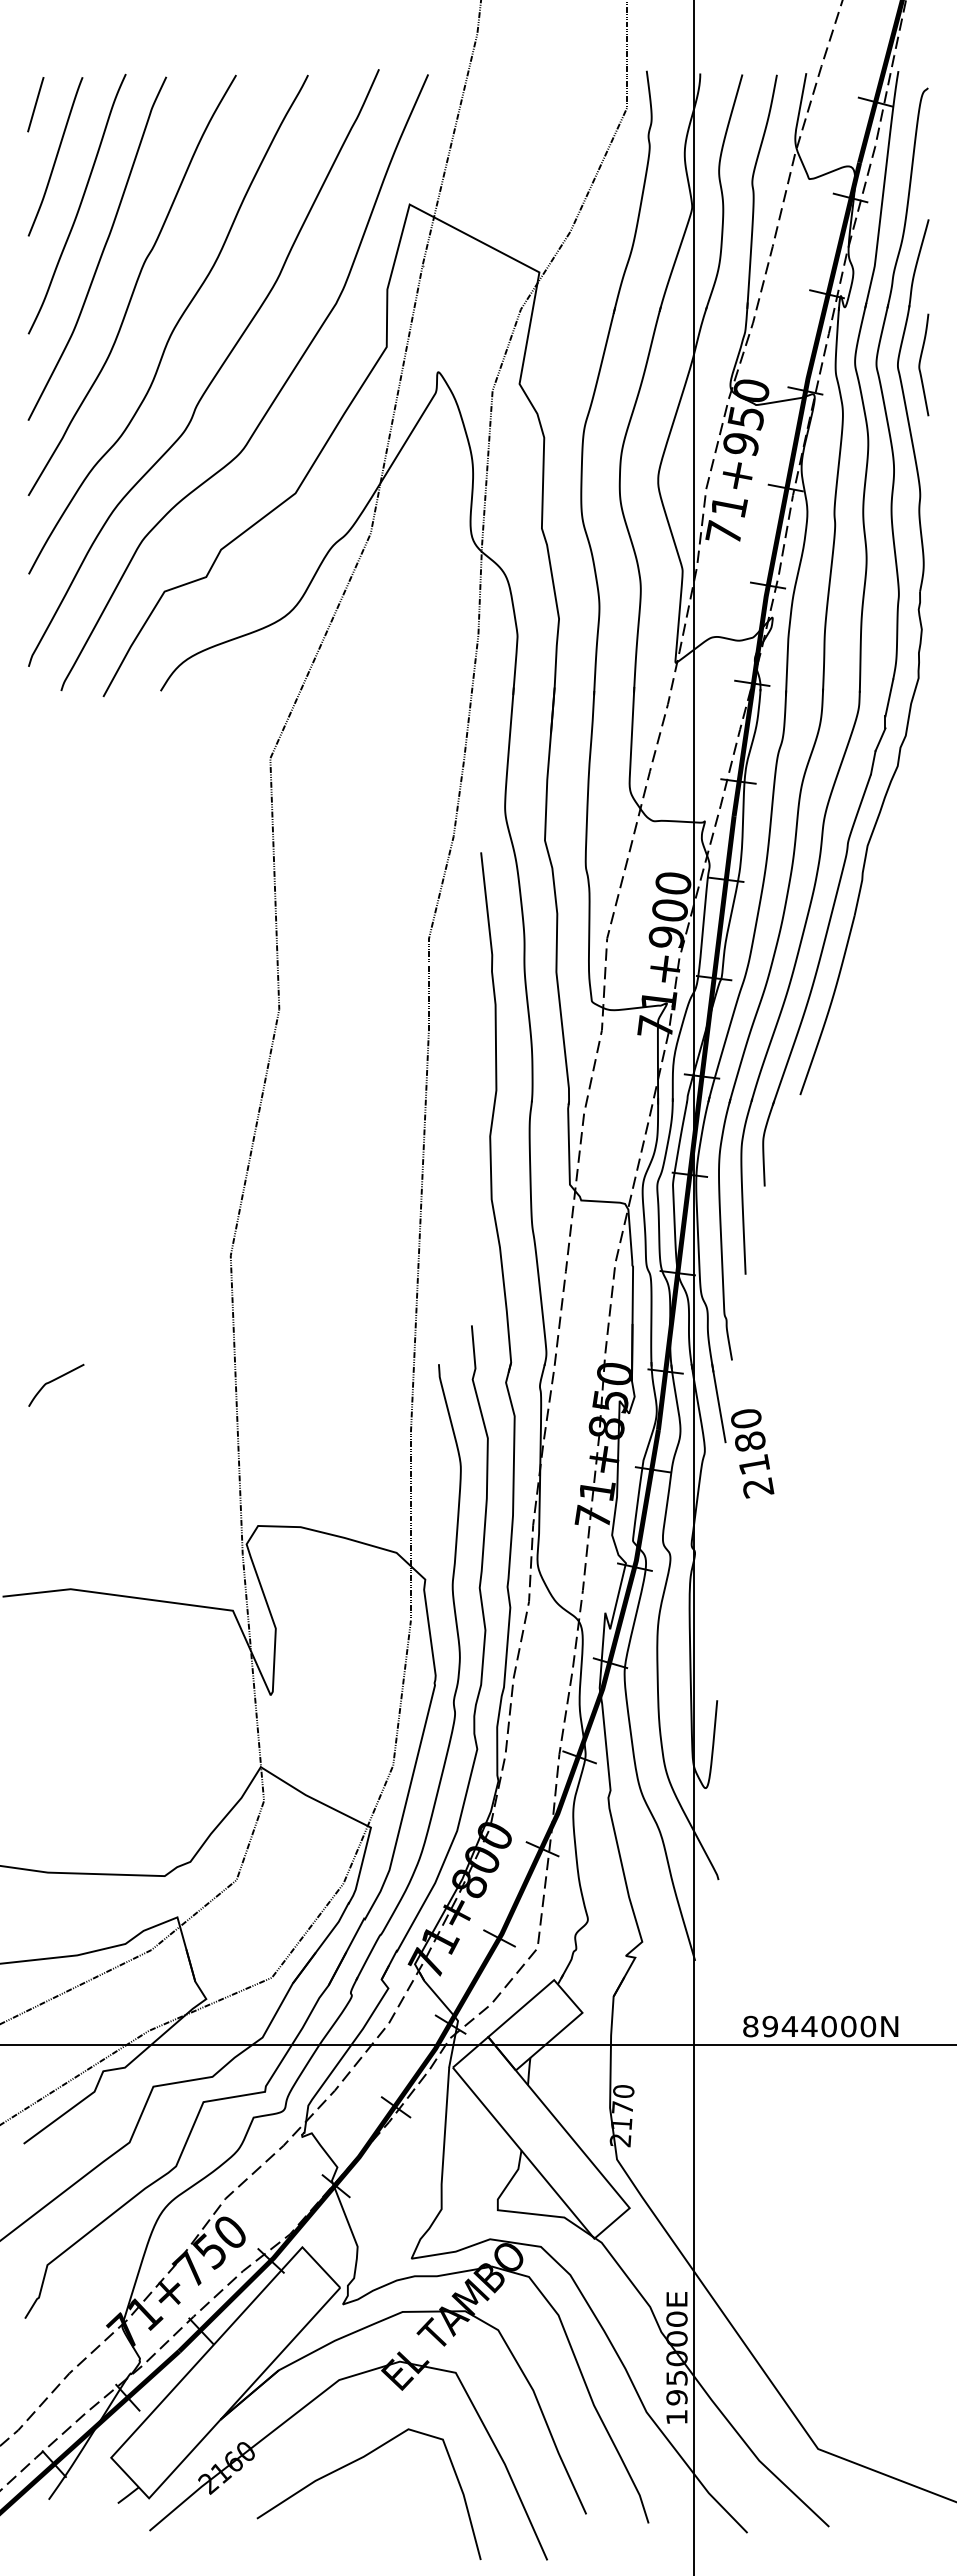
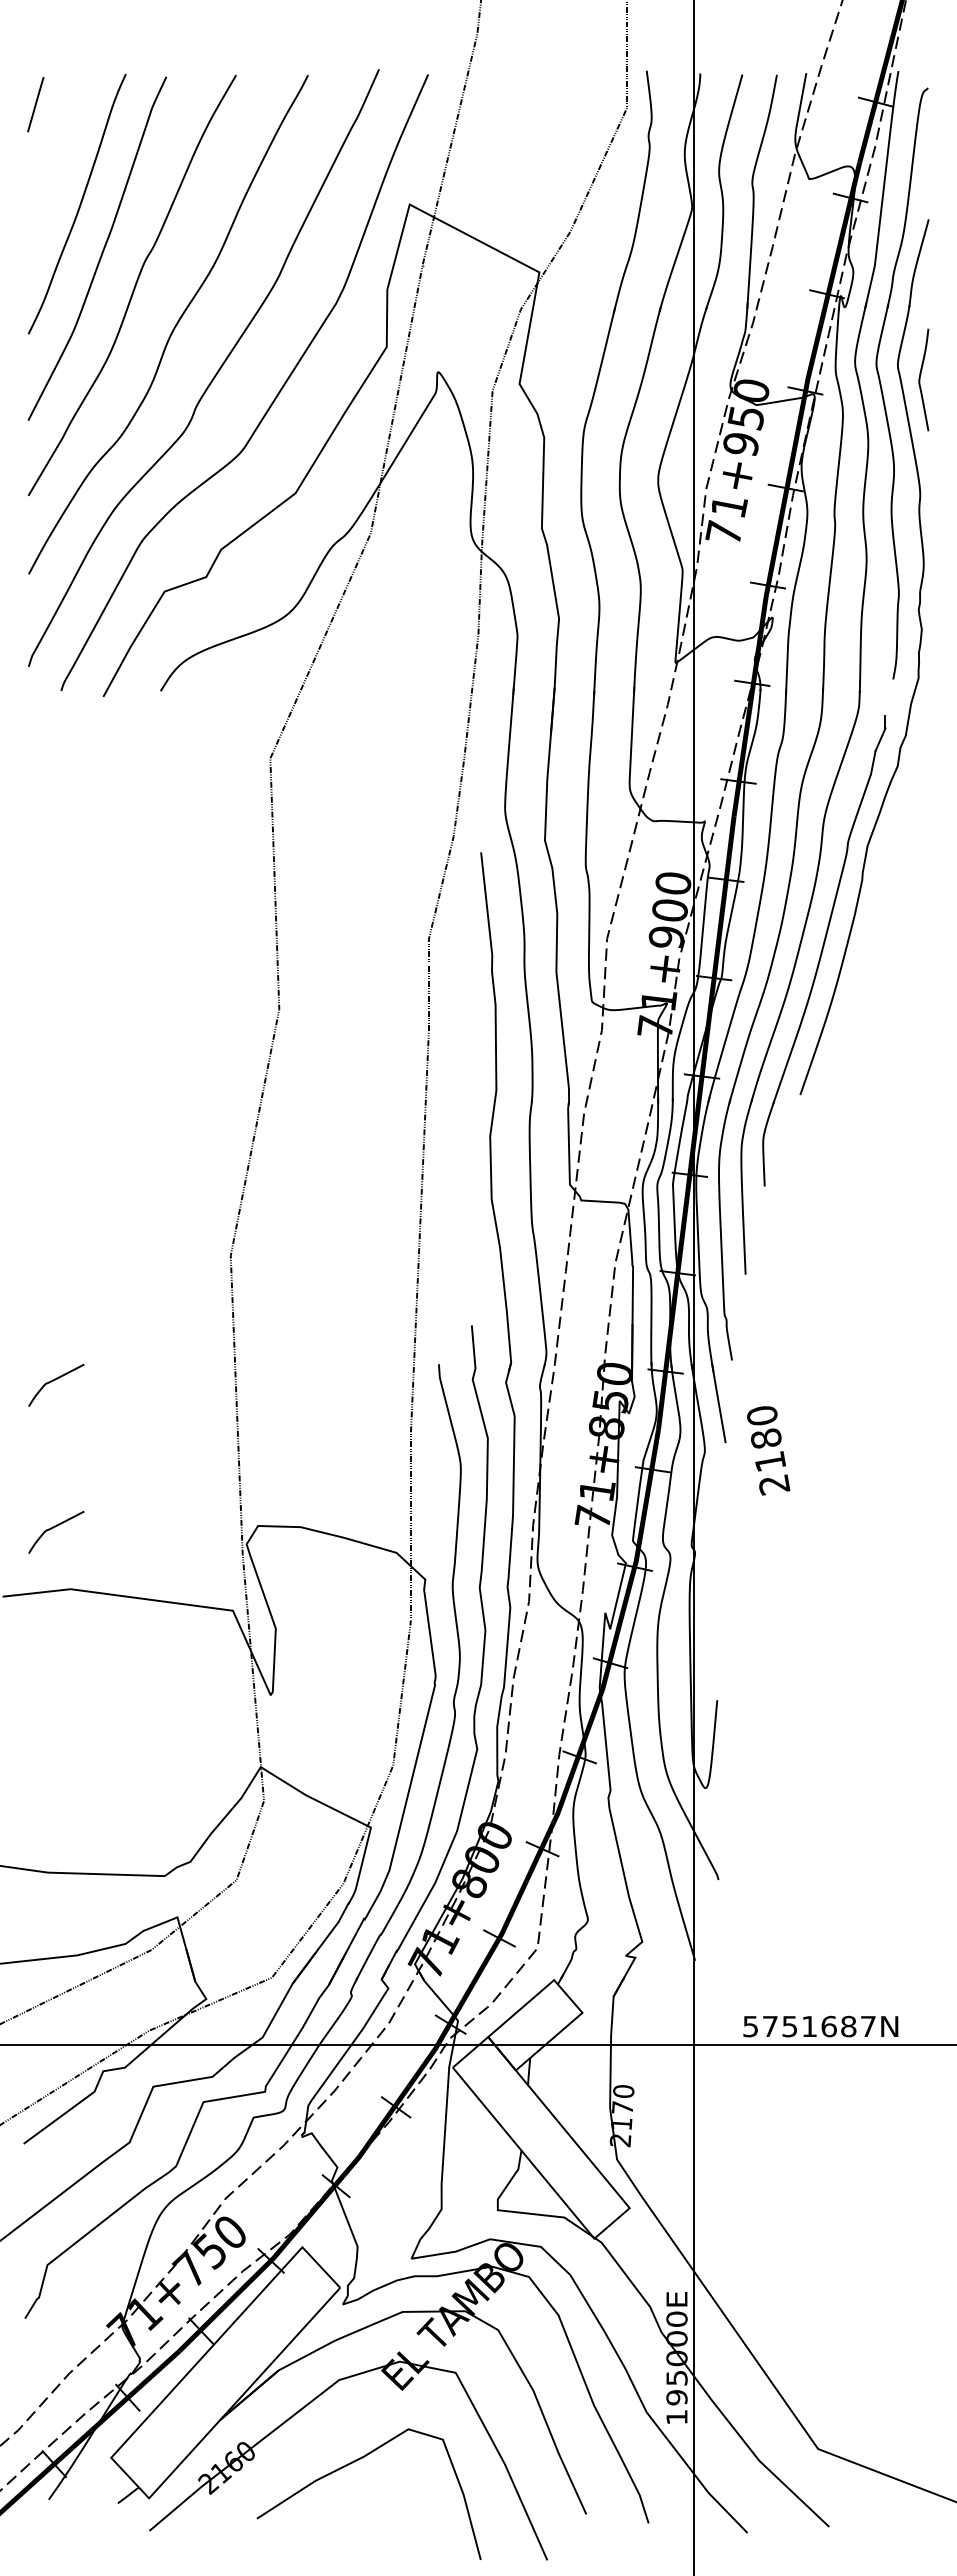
curve: present -> none (55, 156)
curve position: (920, 364) -> (920, 379) (920, 379)
line: present -> none (889, 697)
text position: (752, 1453) -> (768, 1450) (768, 1450)
curve: none -> present (55, 1527)
text: 8944000N -> 5751687N (809, 2026)
